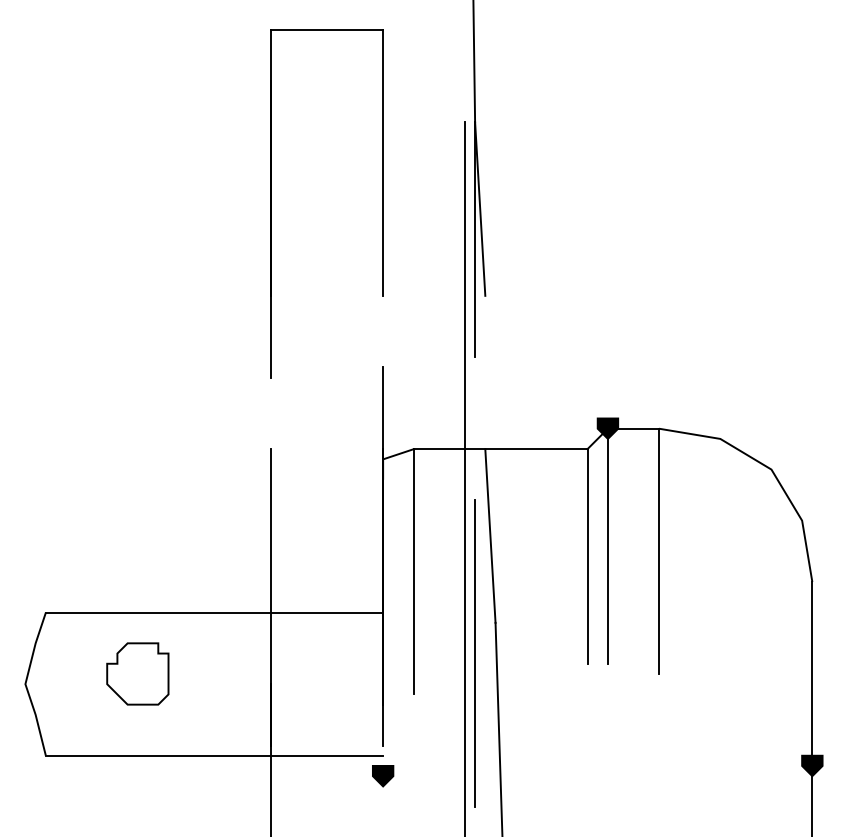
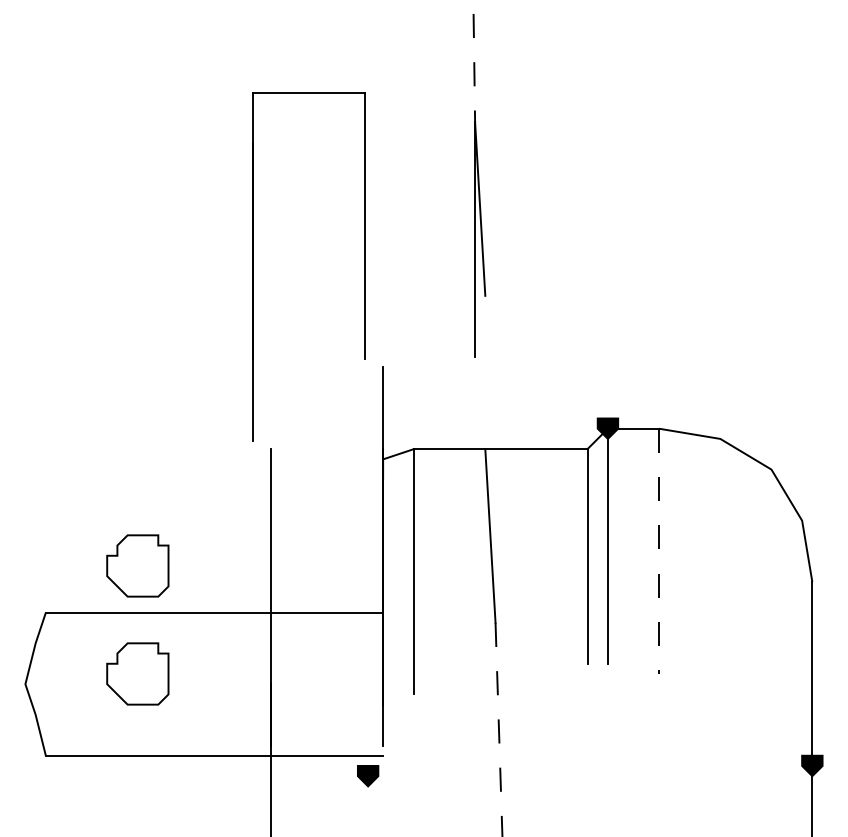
line: solid -> dashed (474, 61)
part position: (271, 203) -> (253, 266) (253, 266)
line: present -> none (464, 477)
line: solid -> dashed (659, 551)
part: none -> present (137, 565)
line: present -> none (475, 653)
line: solid -> dashed (498, 729)
part position: (383, 776) -> (368, 776) (368, 776)
